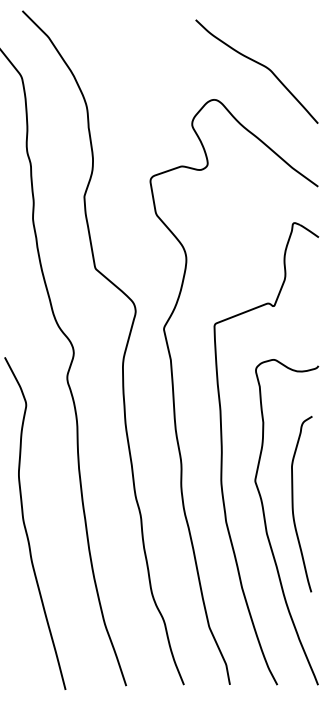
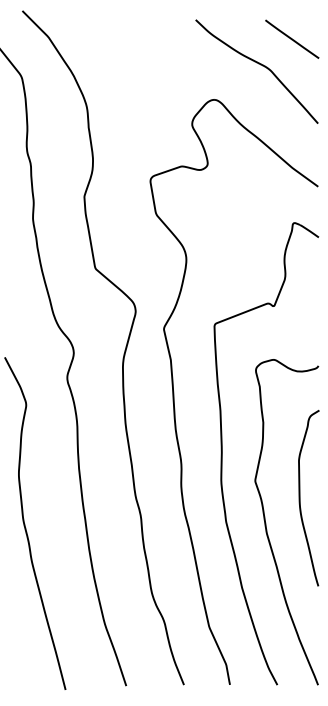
line: none -> present (292, 38)
curve position: (293, 503) -> (300, 497) (300, 497)
